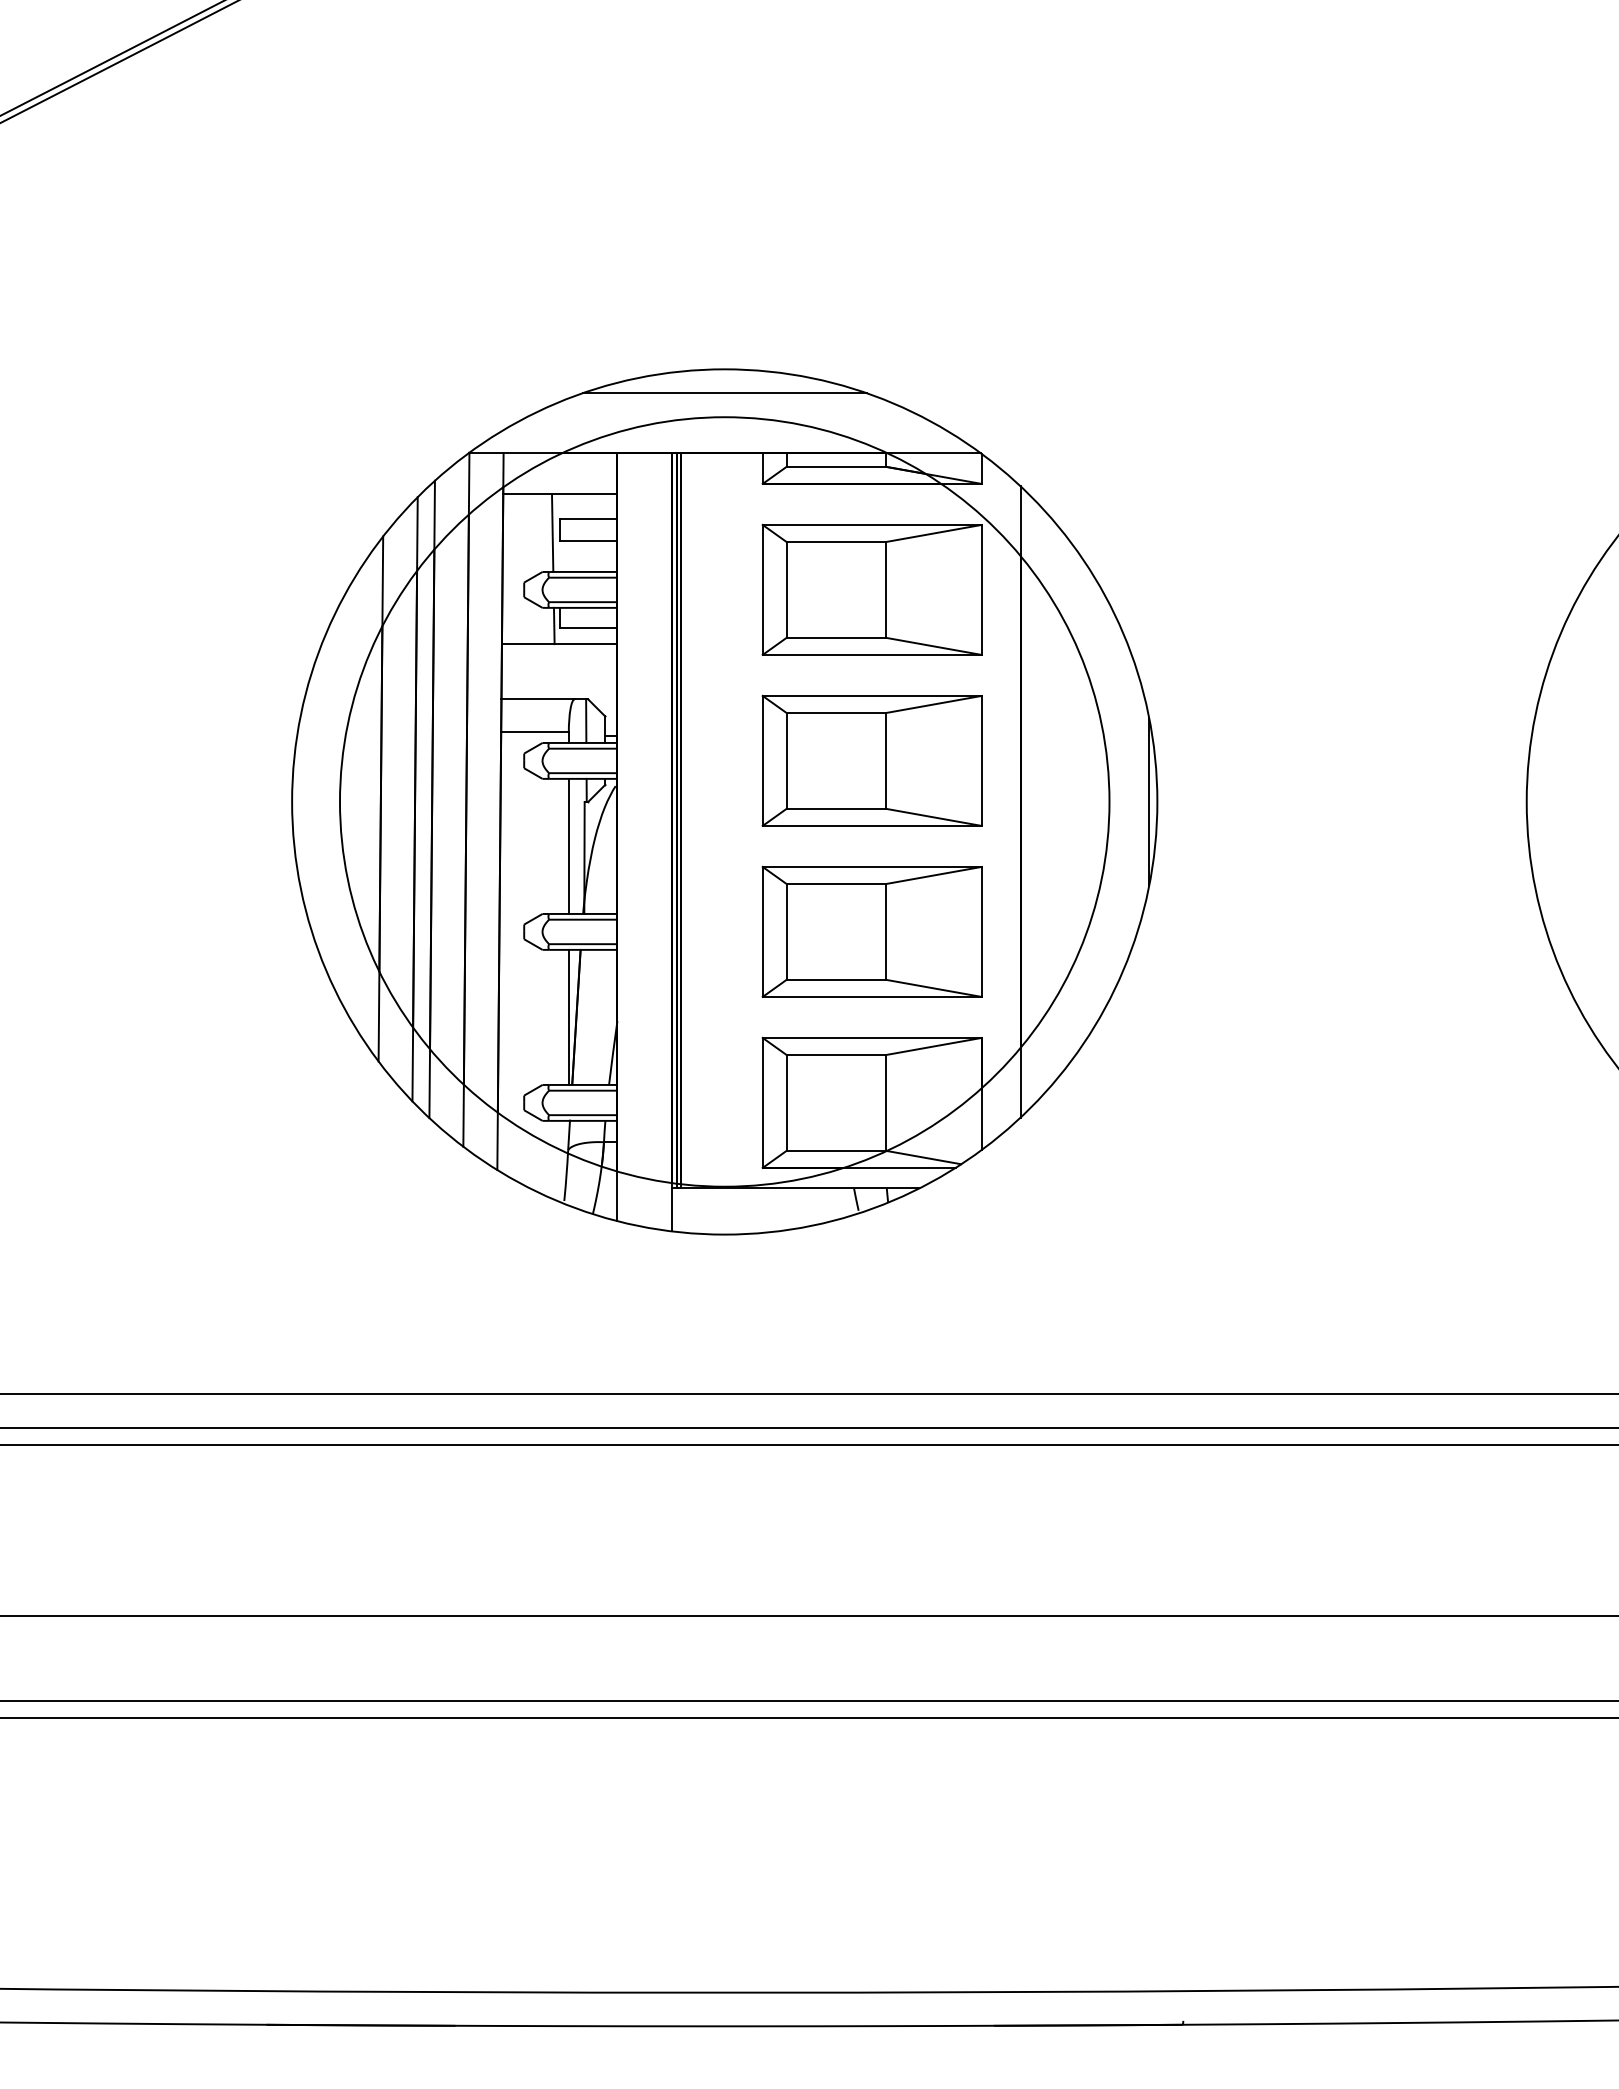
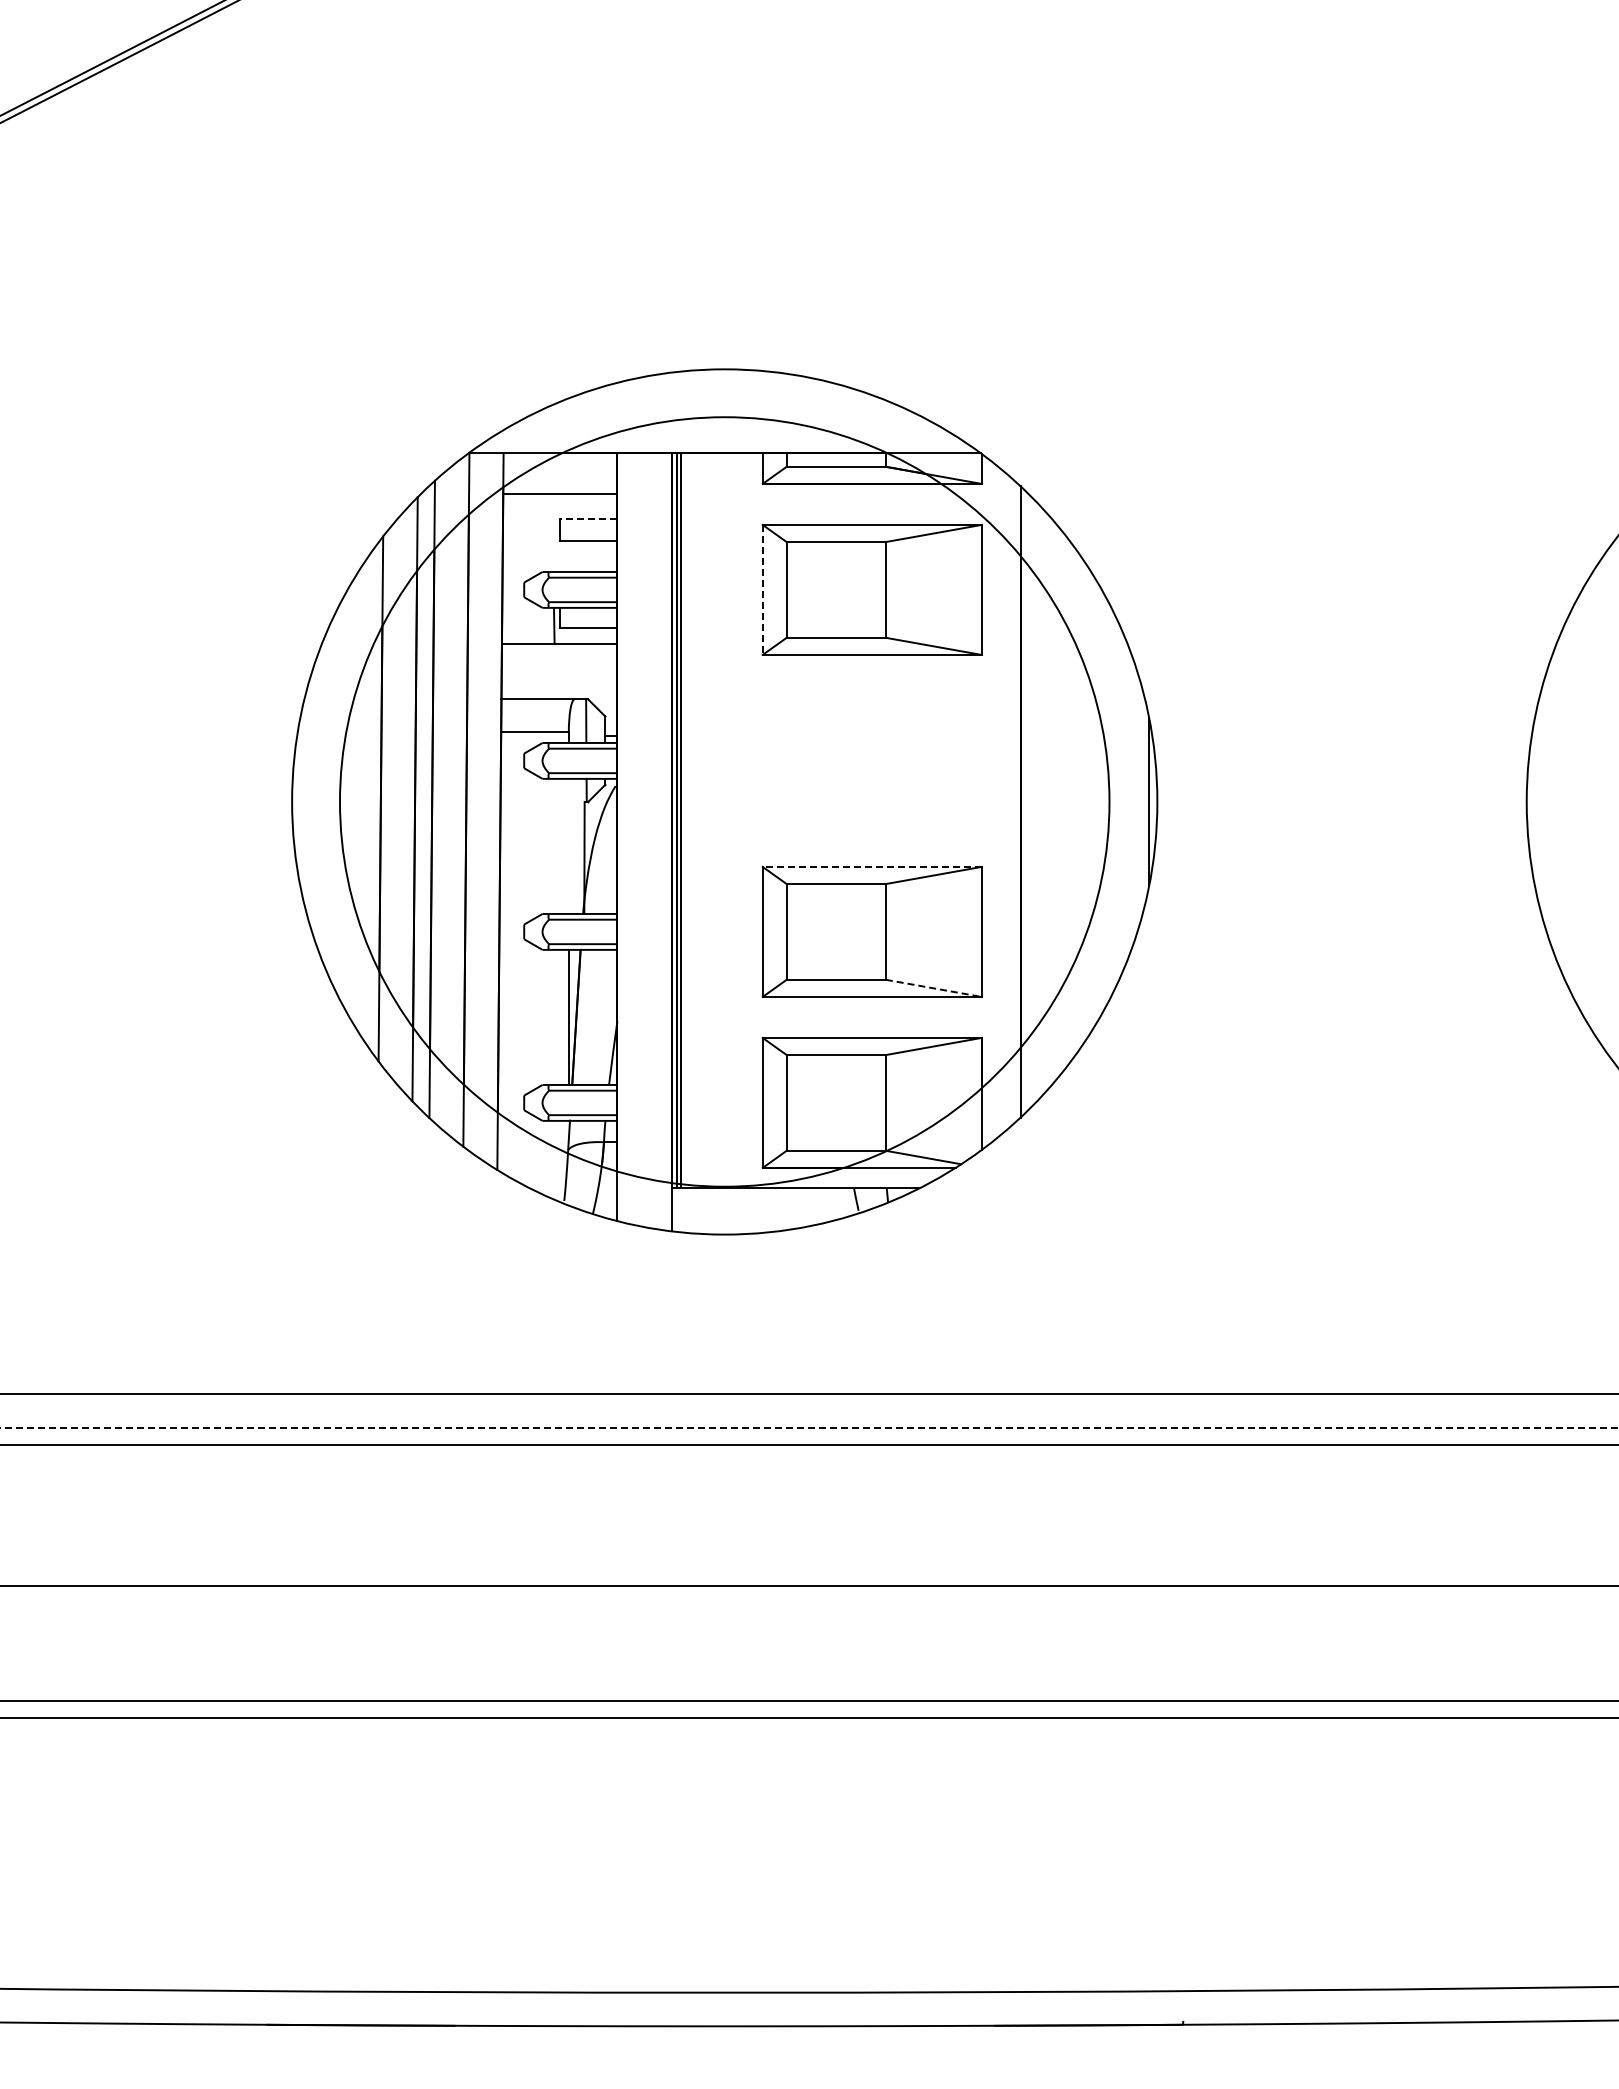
line: present -> none (724, 393)
line: solid -> dashed (588, 519)
line: present -> none (552, 532)
line: solid -> dashed (762, 589)
part: present -> none (871, 760)
line: present -> none (568, 845)
line: solid -> dashed (871, 866)
line: solid -> dashed (933, 988)
line: solid -> dashed (809, 1427)
line position: (808, 1615) -> (808, 1585) (808, 1585)
